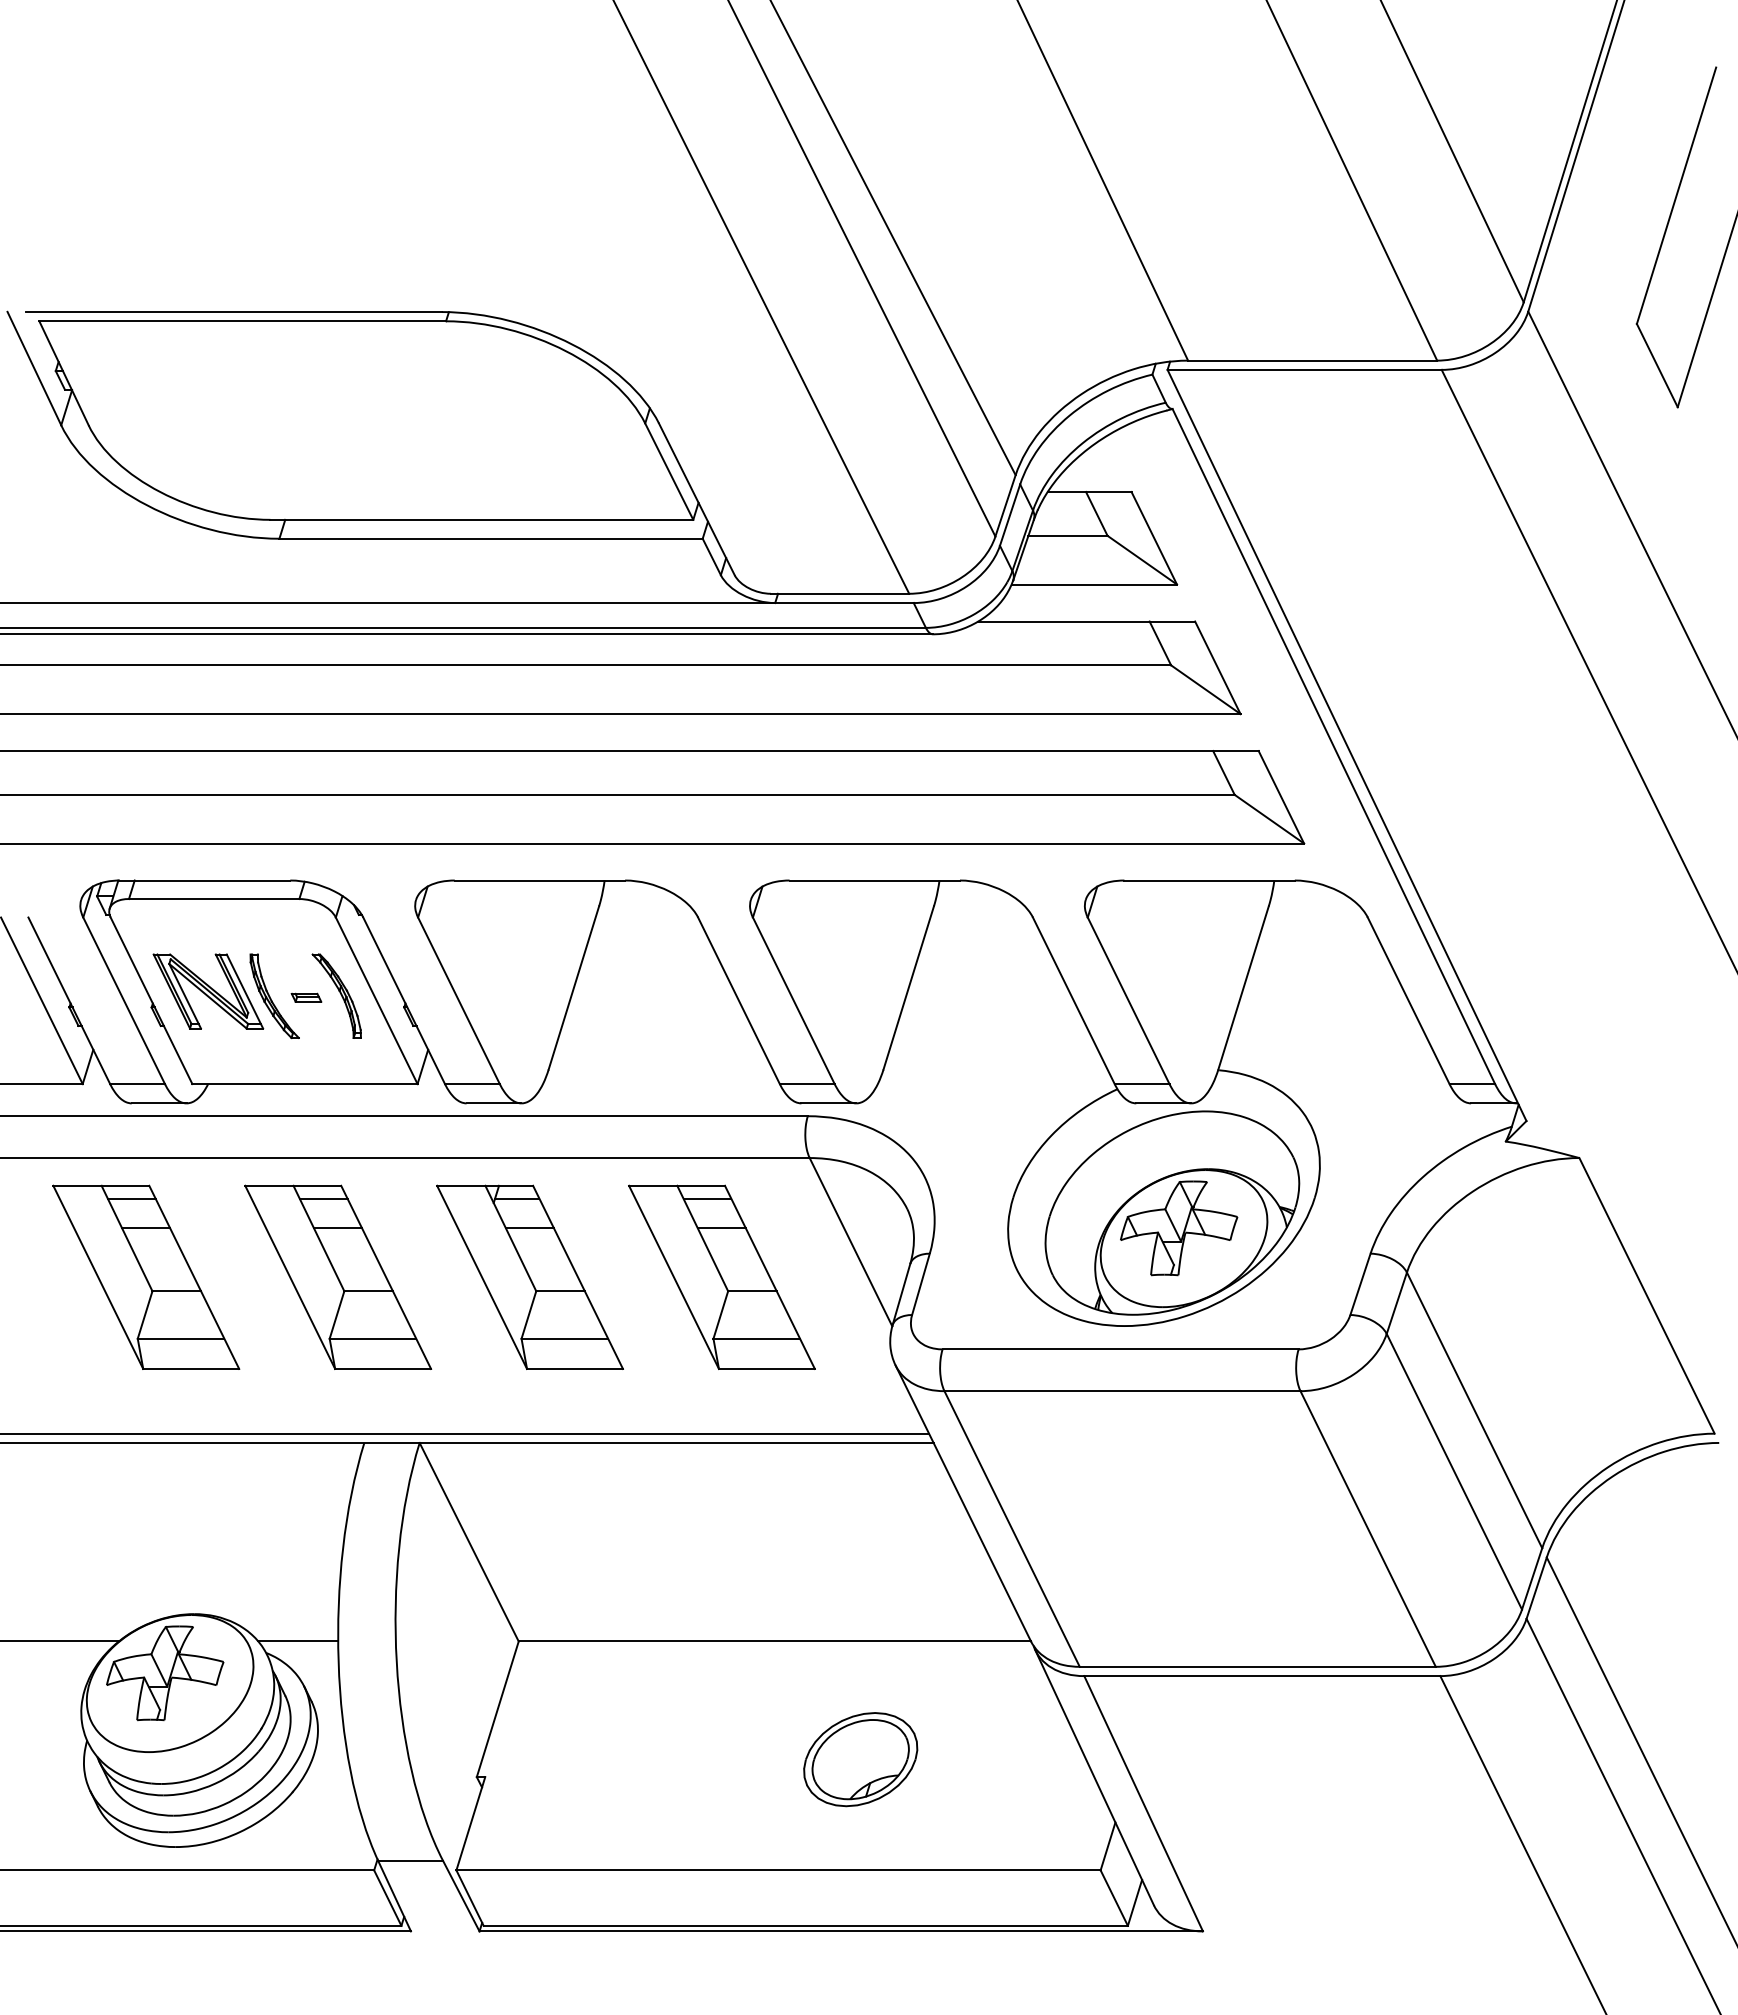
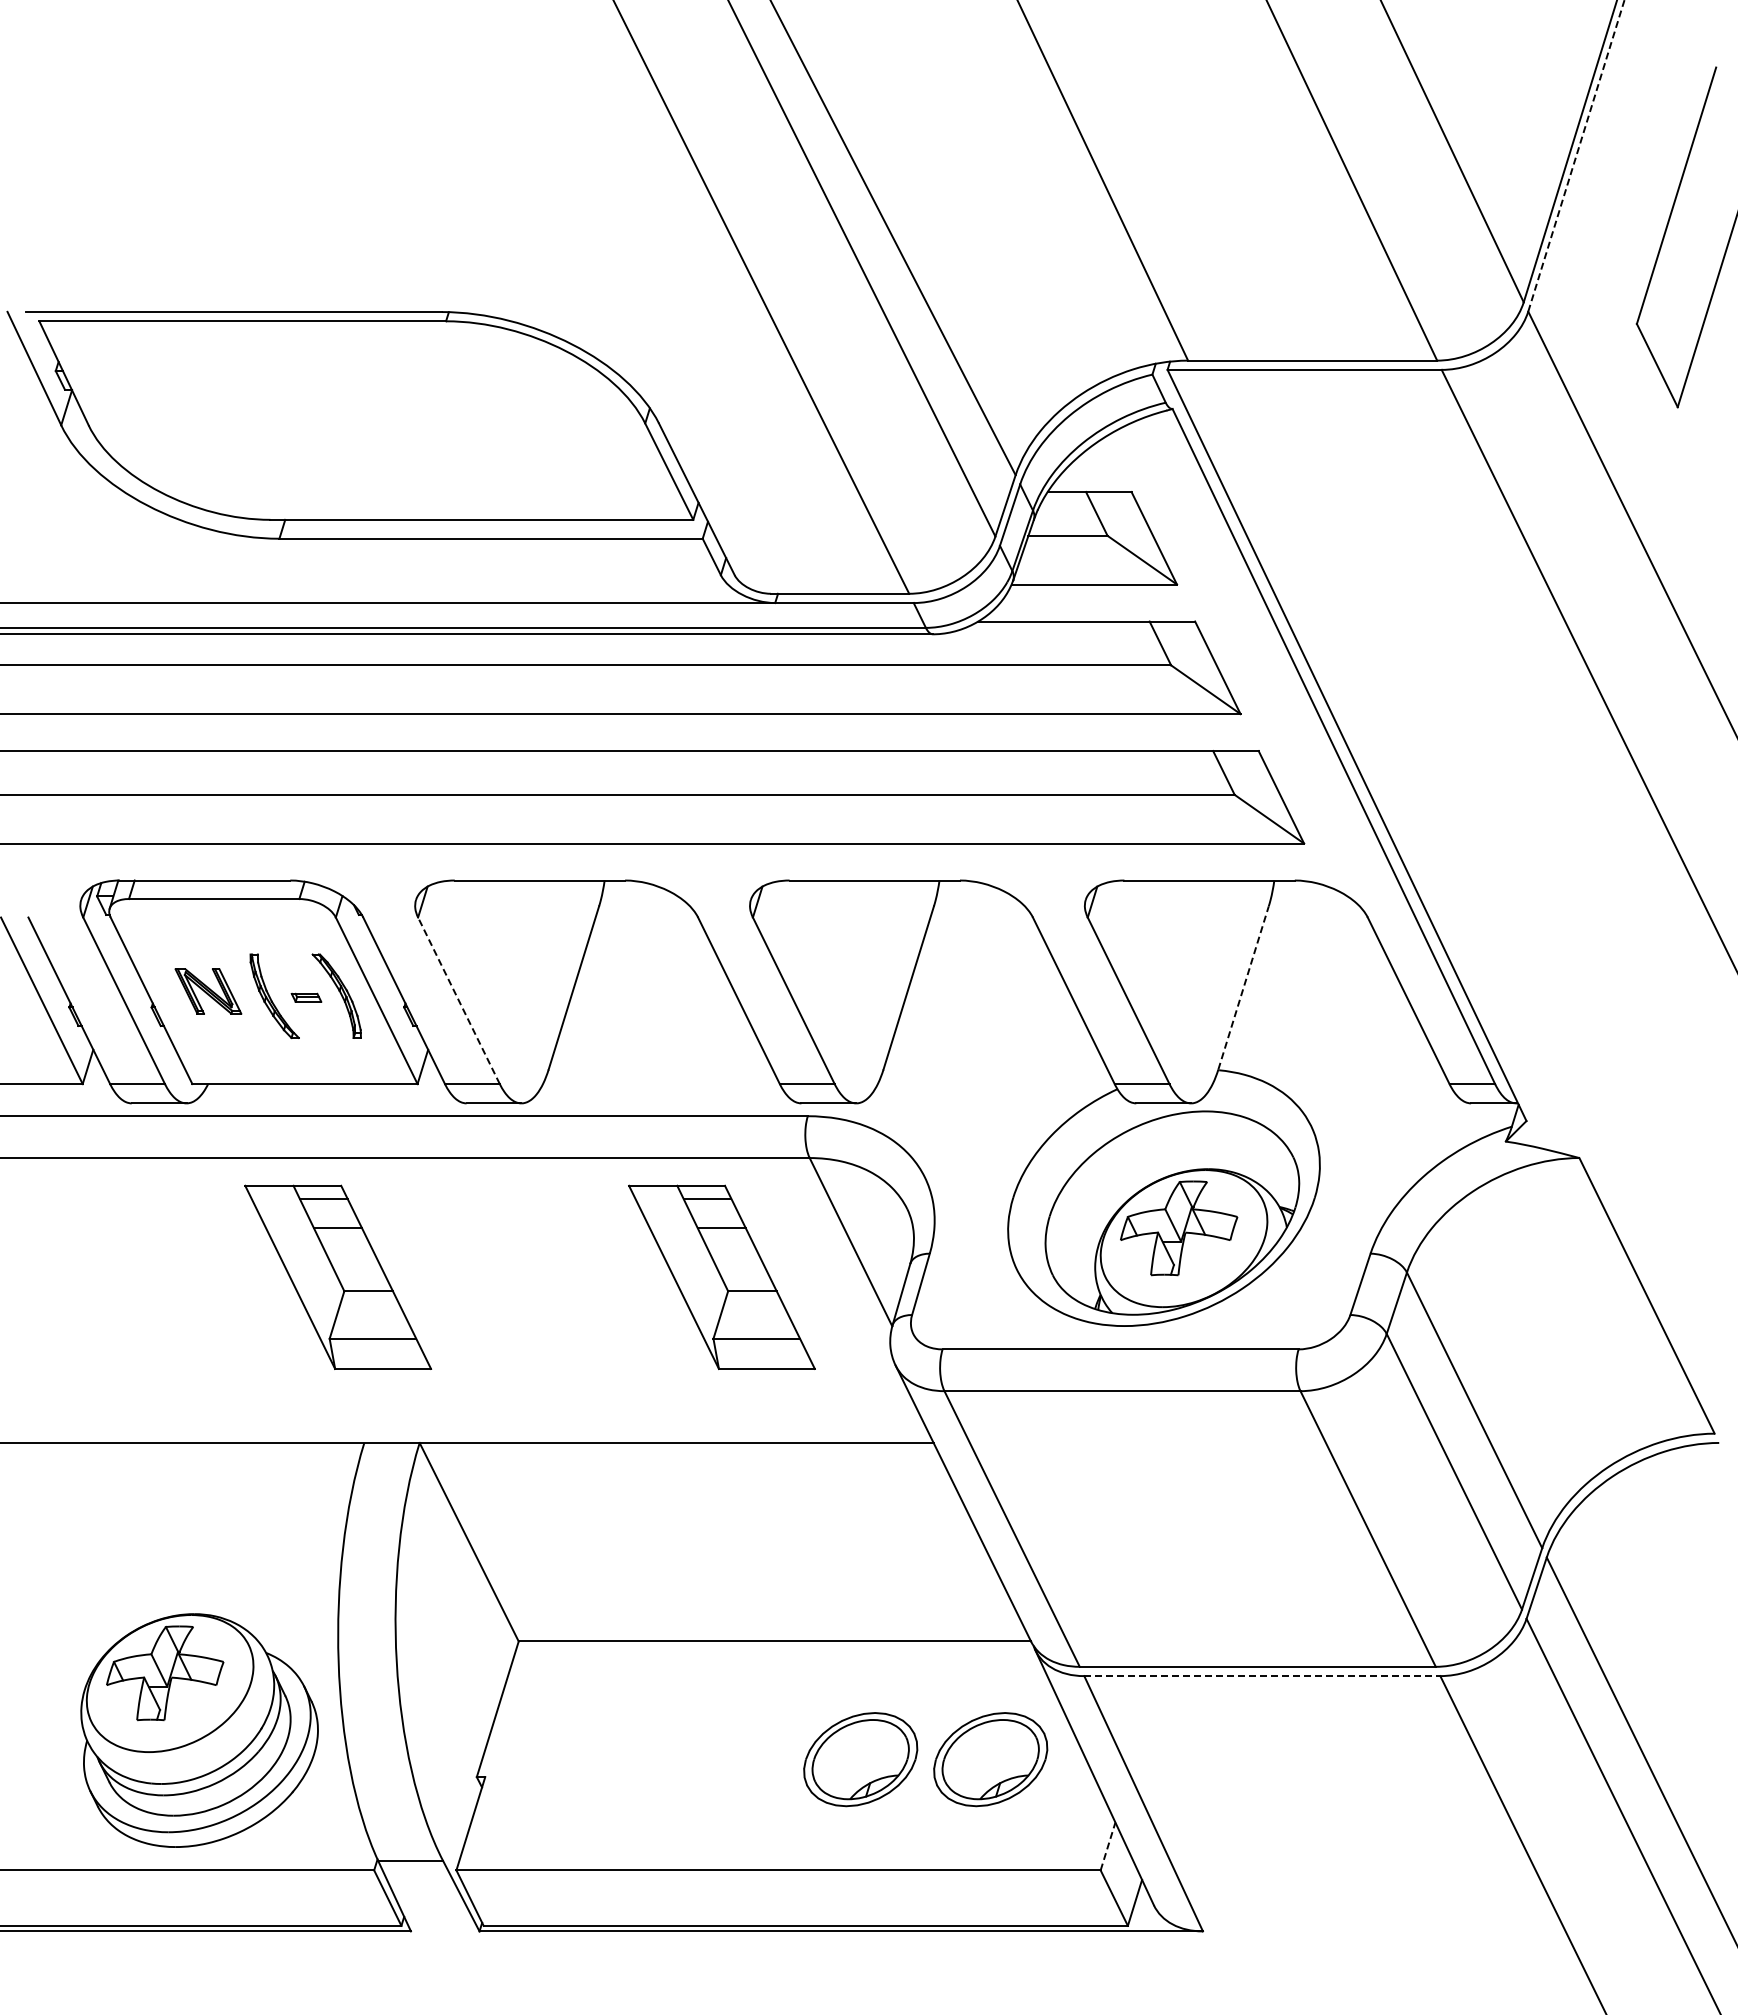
line: solid -> dashed (1576, 155)
line: solid -> dashed (1243, 987)
part size: 113x77 px -> 69x47 px (208, 991)
line: solid -> dashed (458, 1000)
part: present -> none (146, 1276)
part: present -> none (529, 1276)
line: present -> none (465, 1433)
line: present -> none (60, 1641)
line: present -> none (298, 1641)
line: solid -> dashed (1262, 1676)
part: none -> present (990, 1759)
line: solid -> dashed (1108, 1845)
